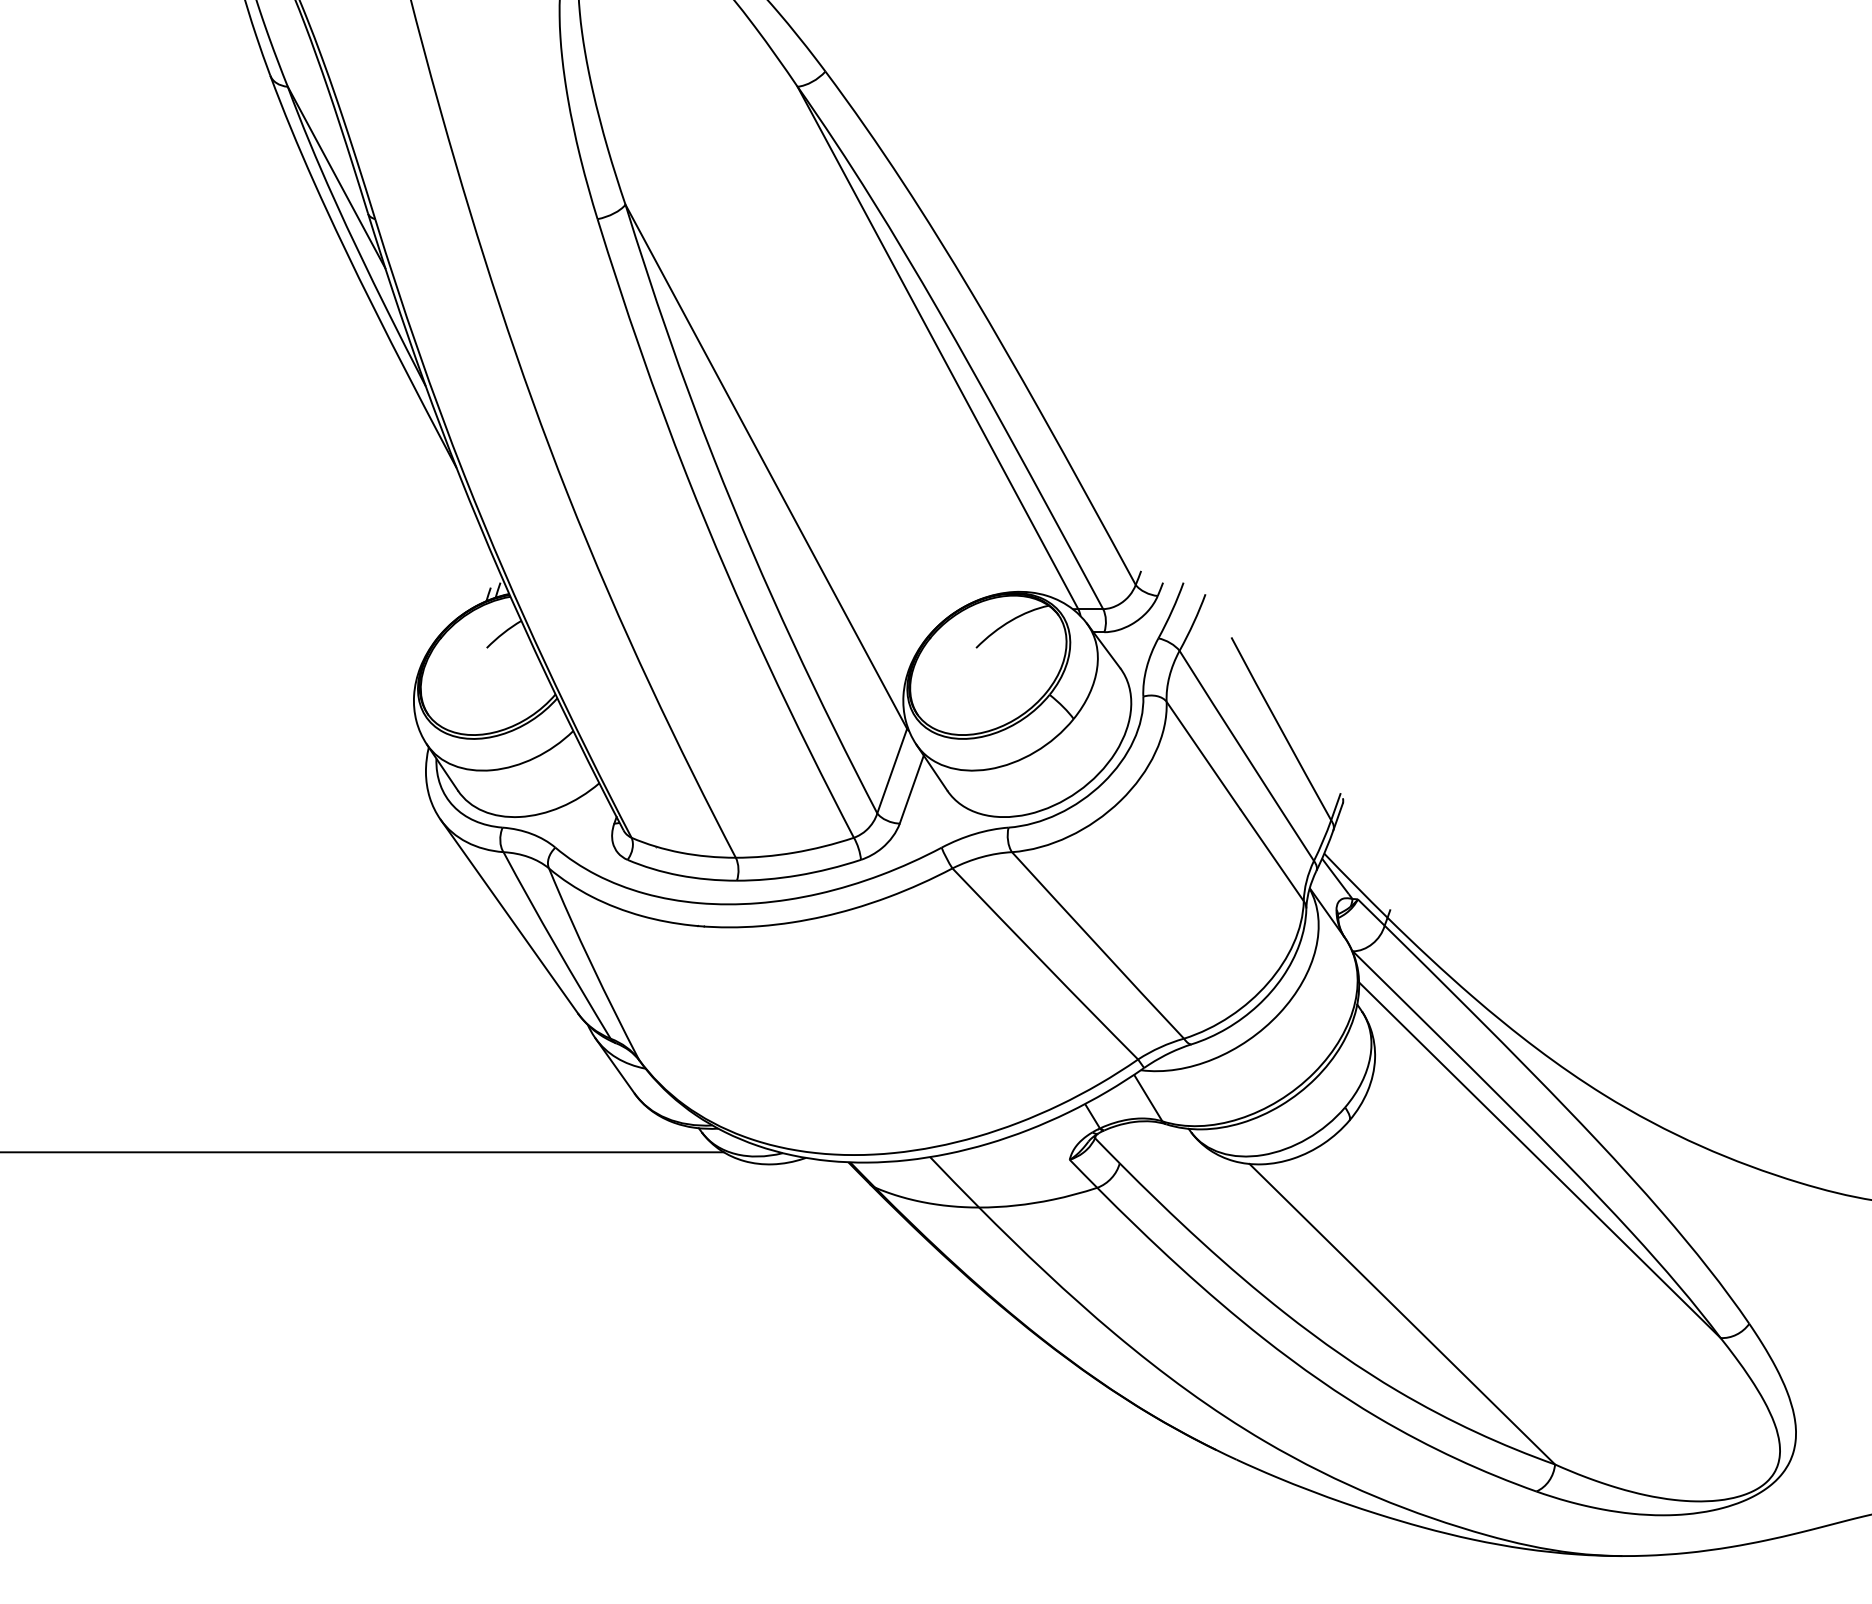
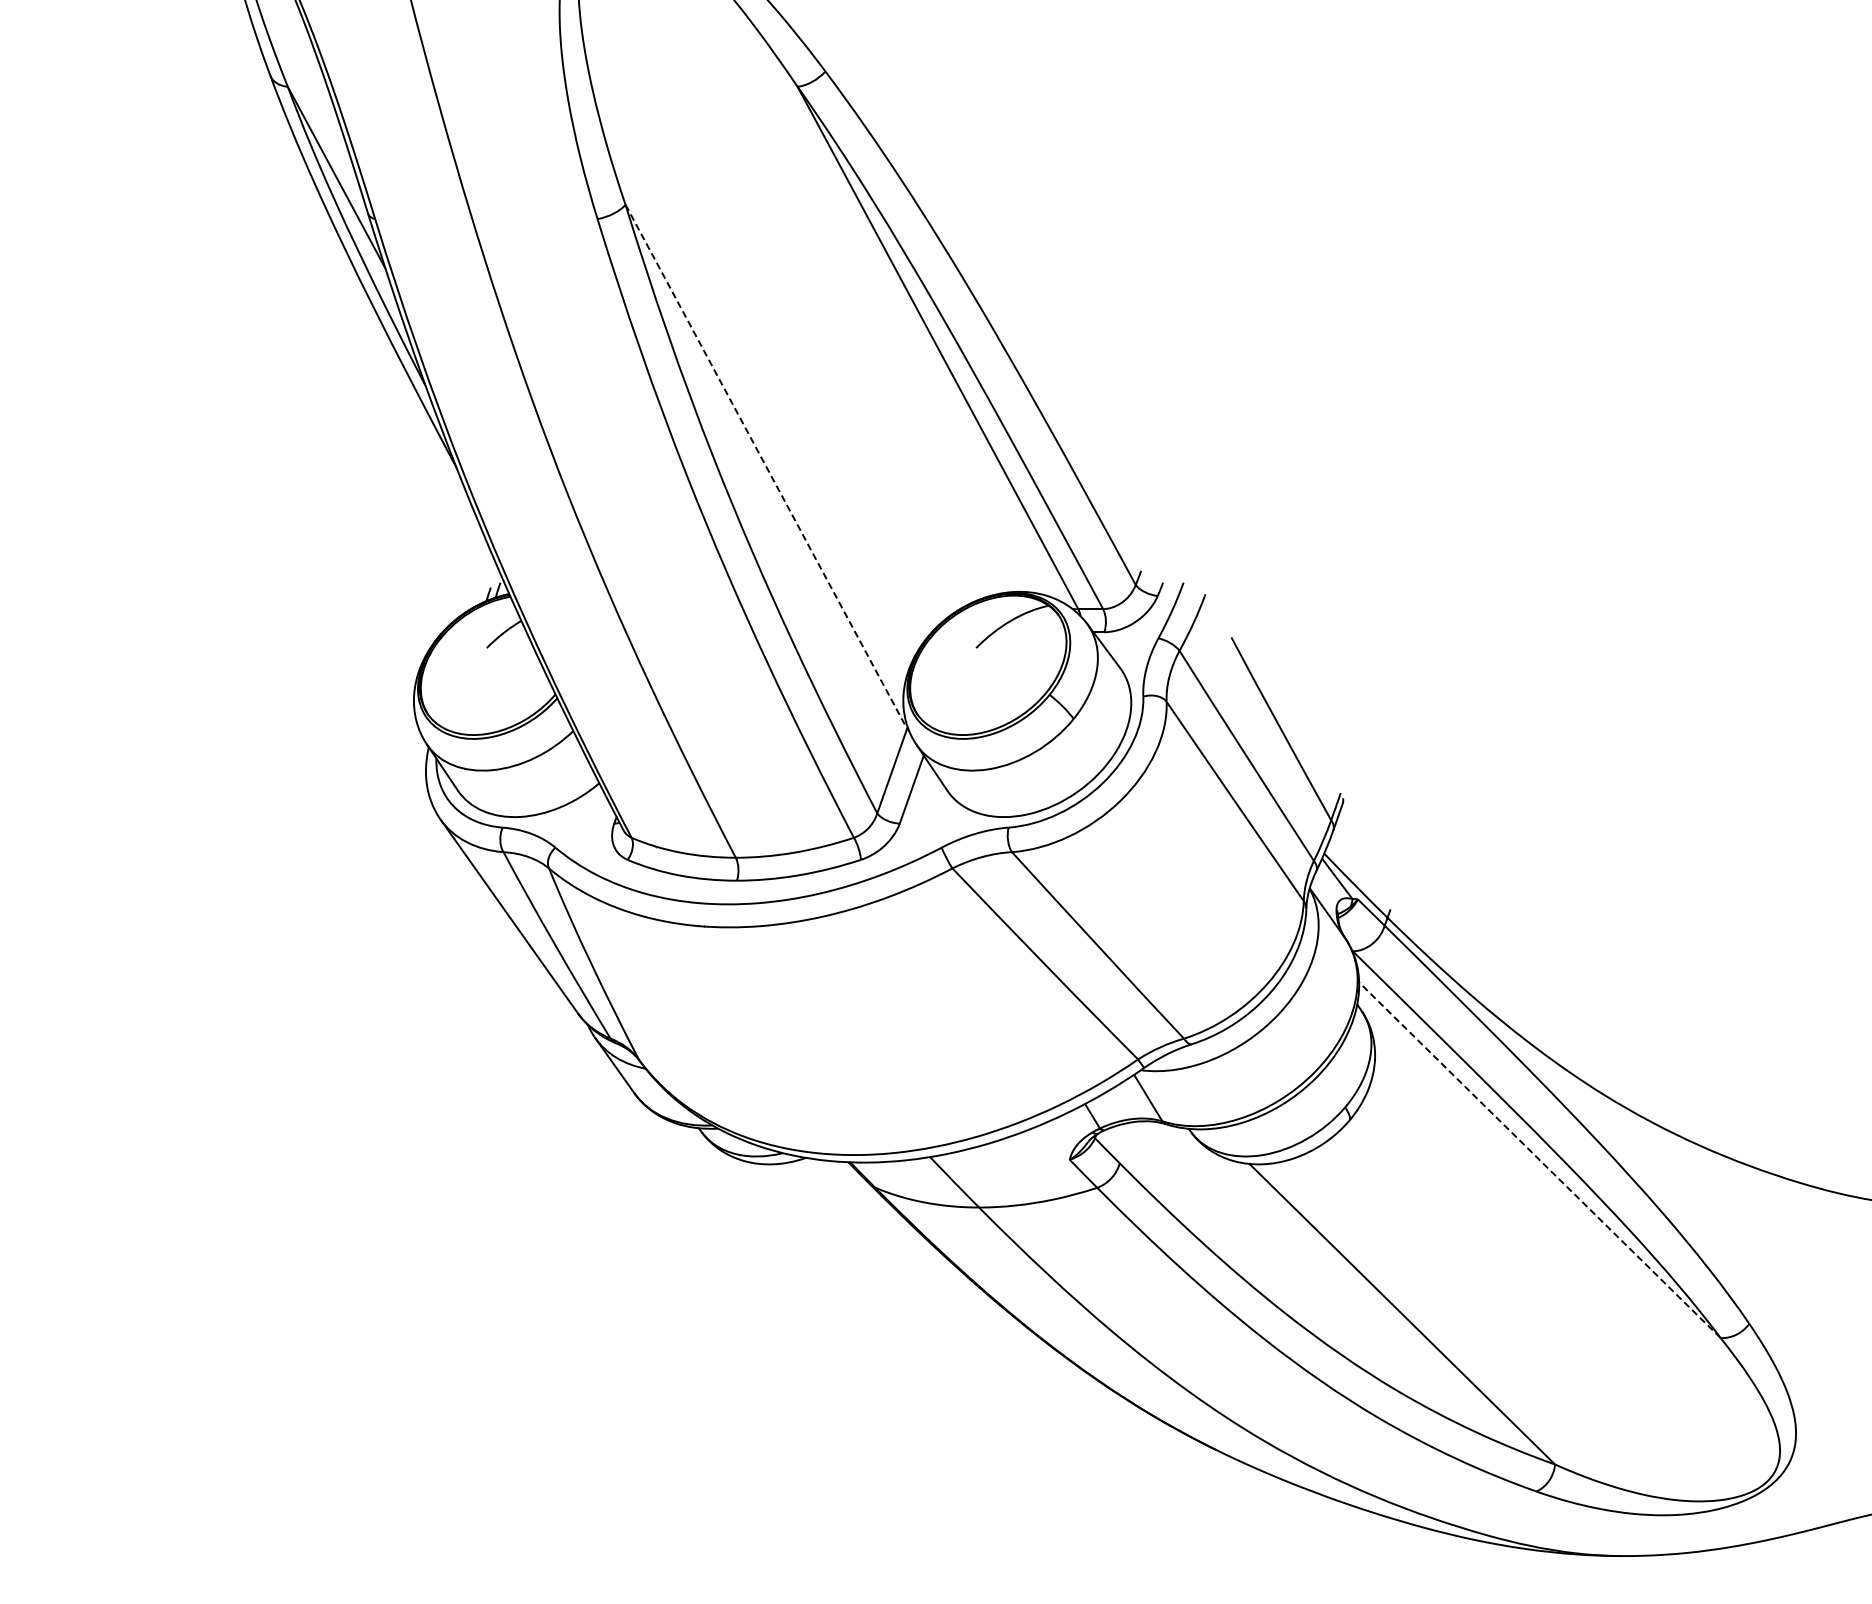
line: solid -> dashed (766, 467)
line: present -> none (362, 1152)
line: solid -> dashed (1539, 1160)
